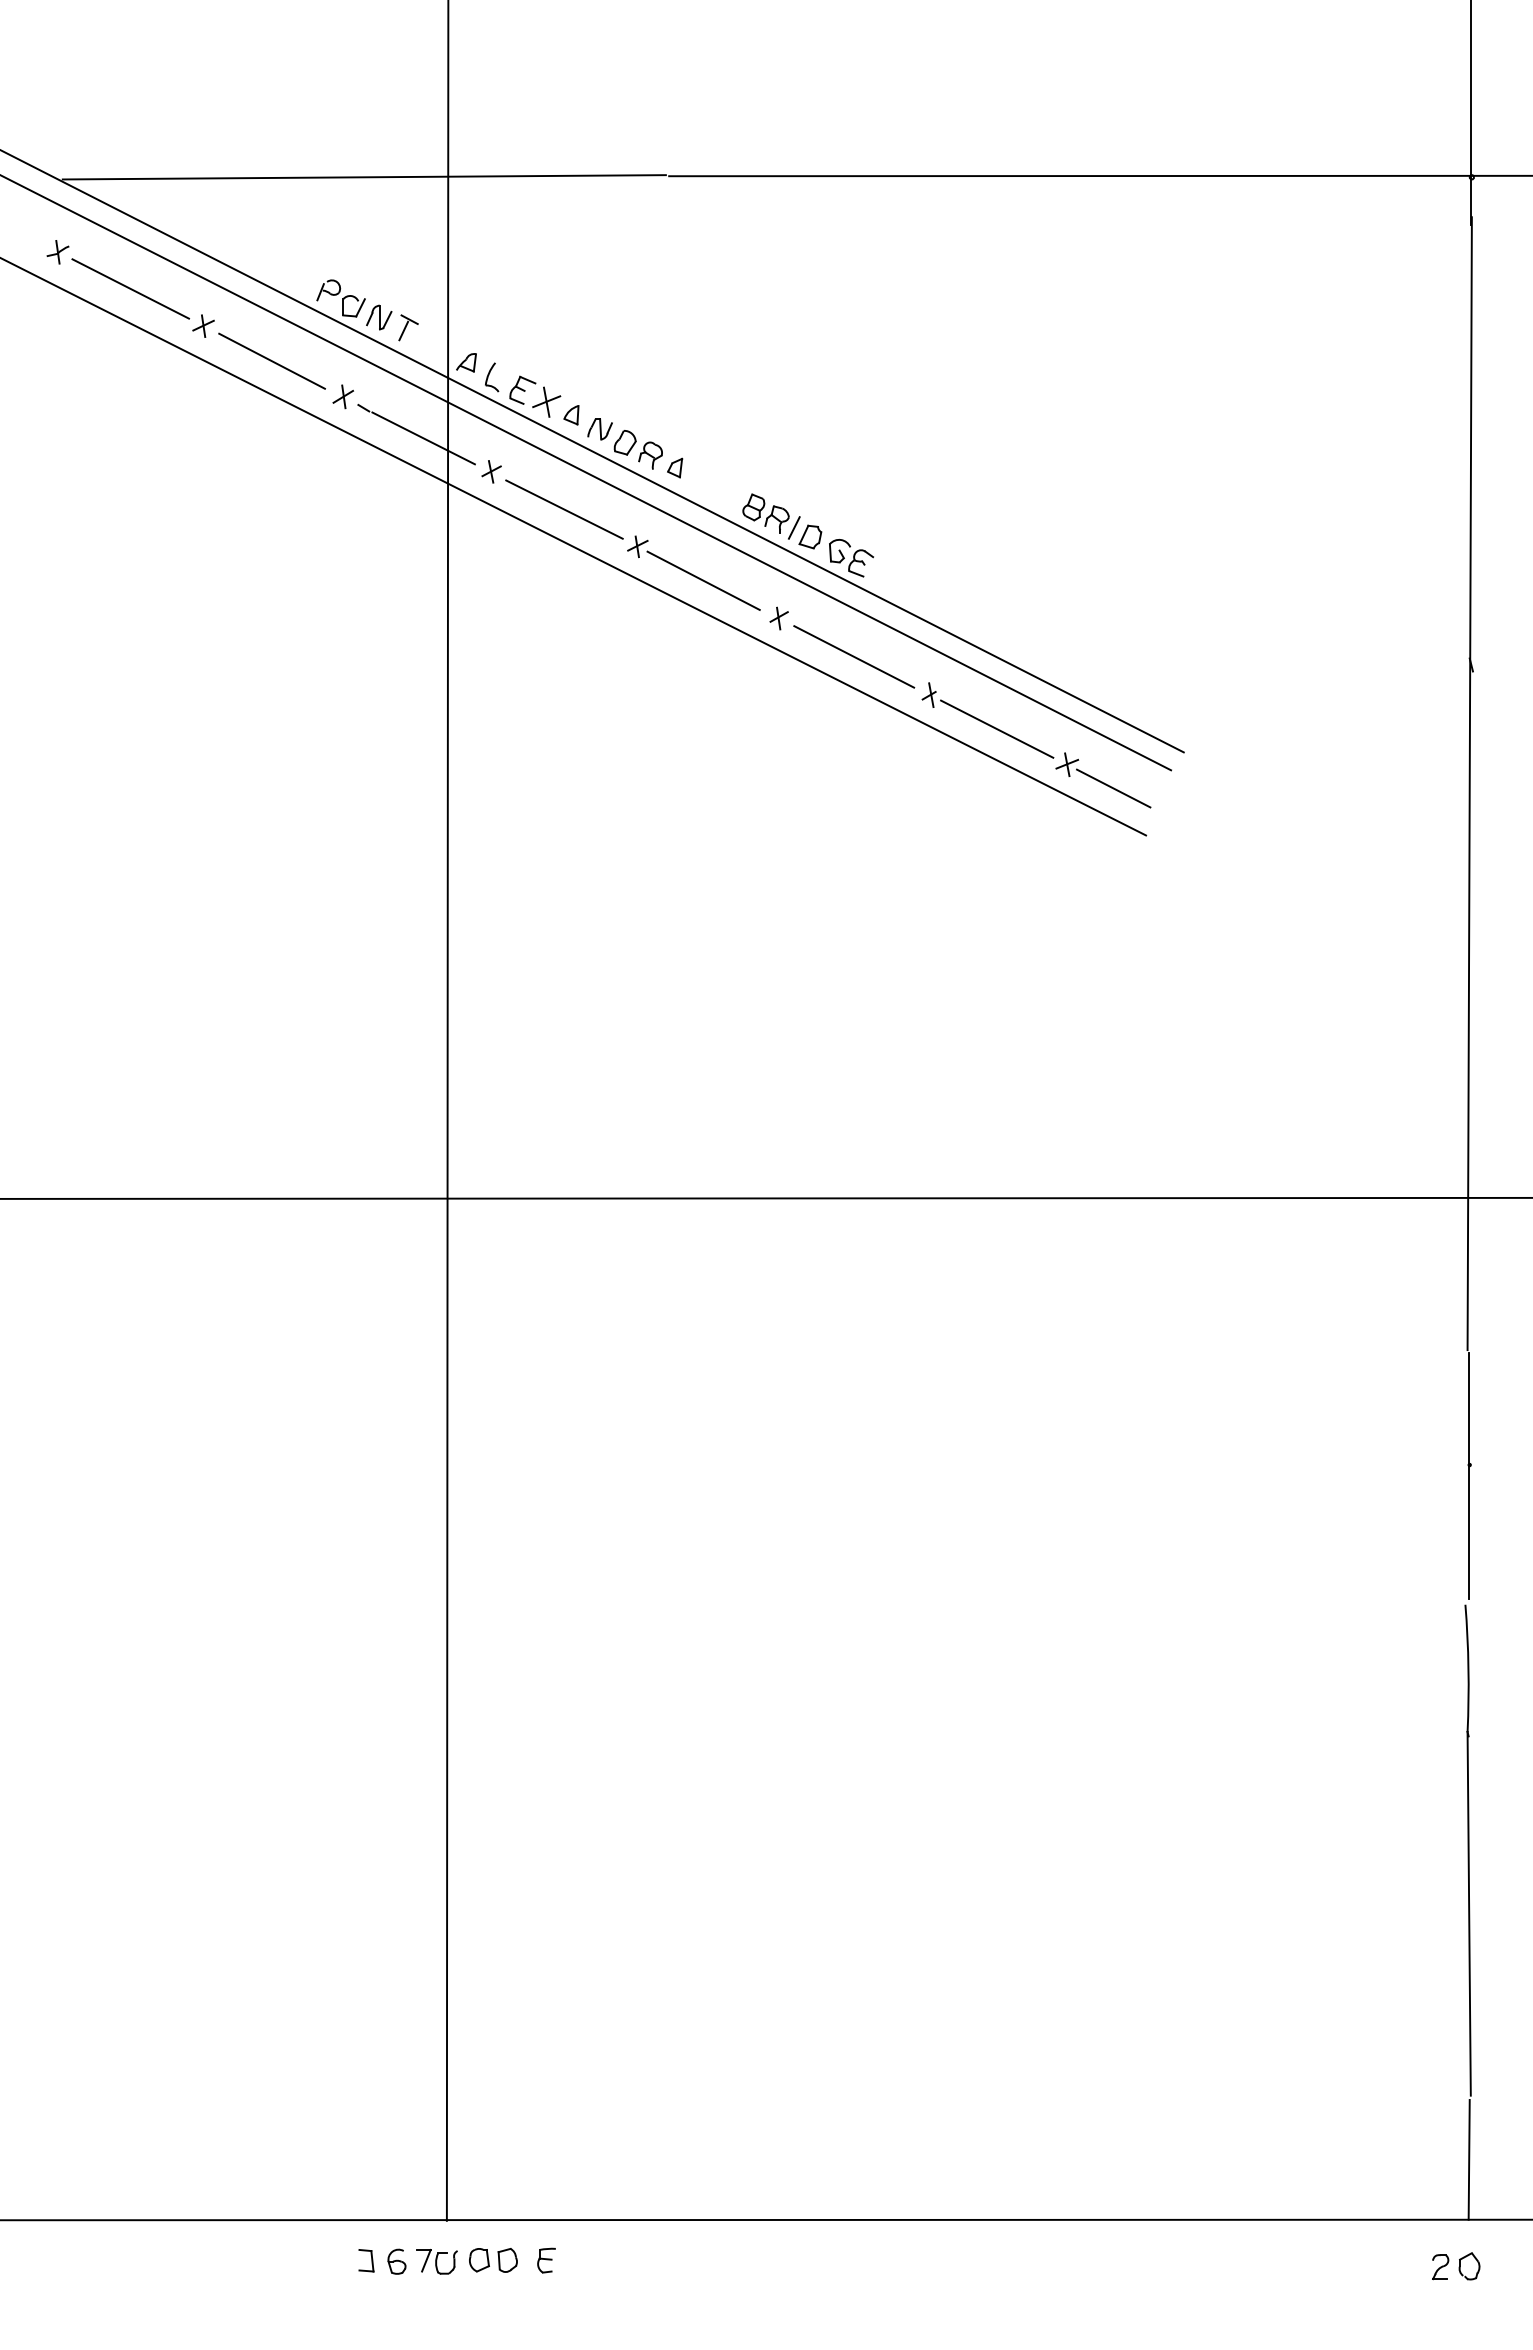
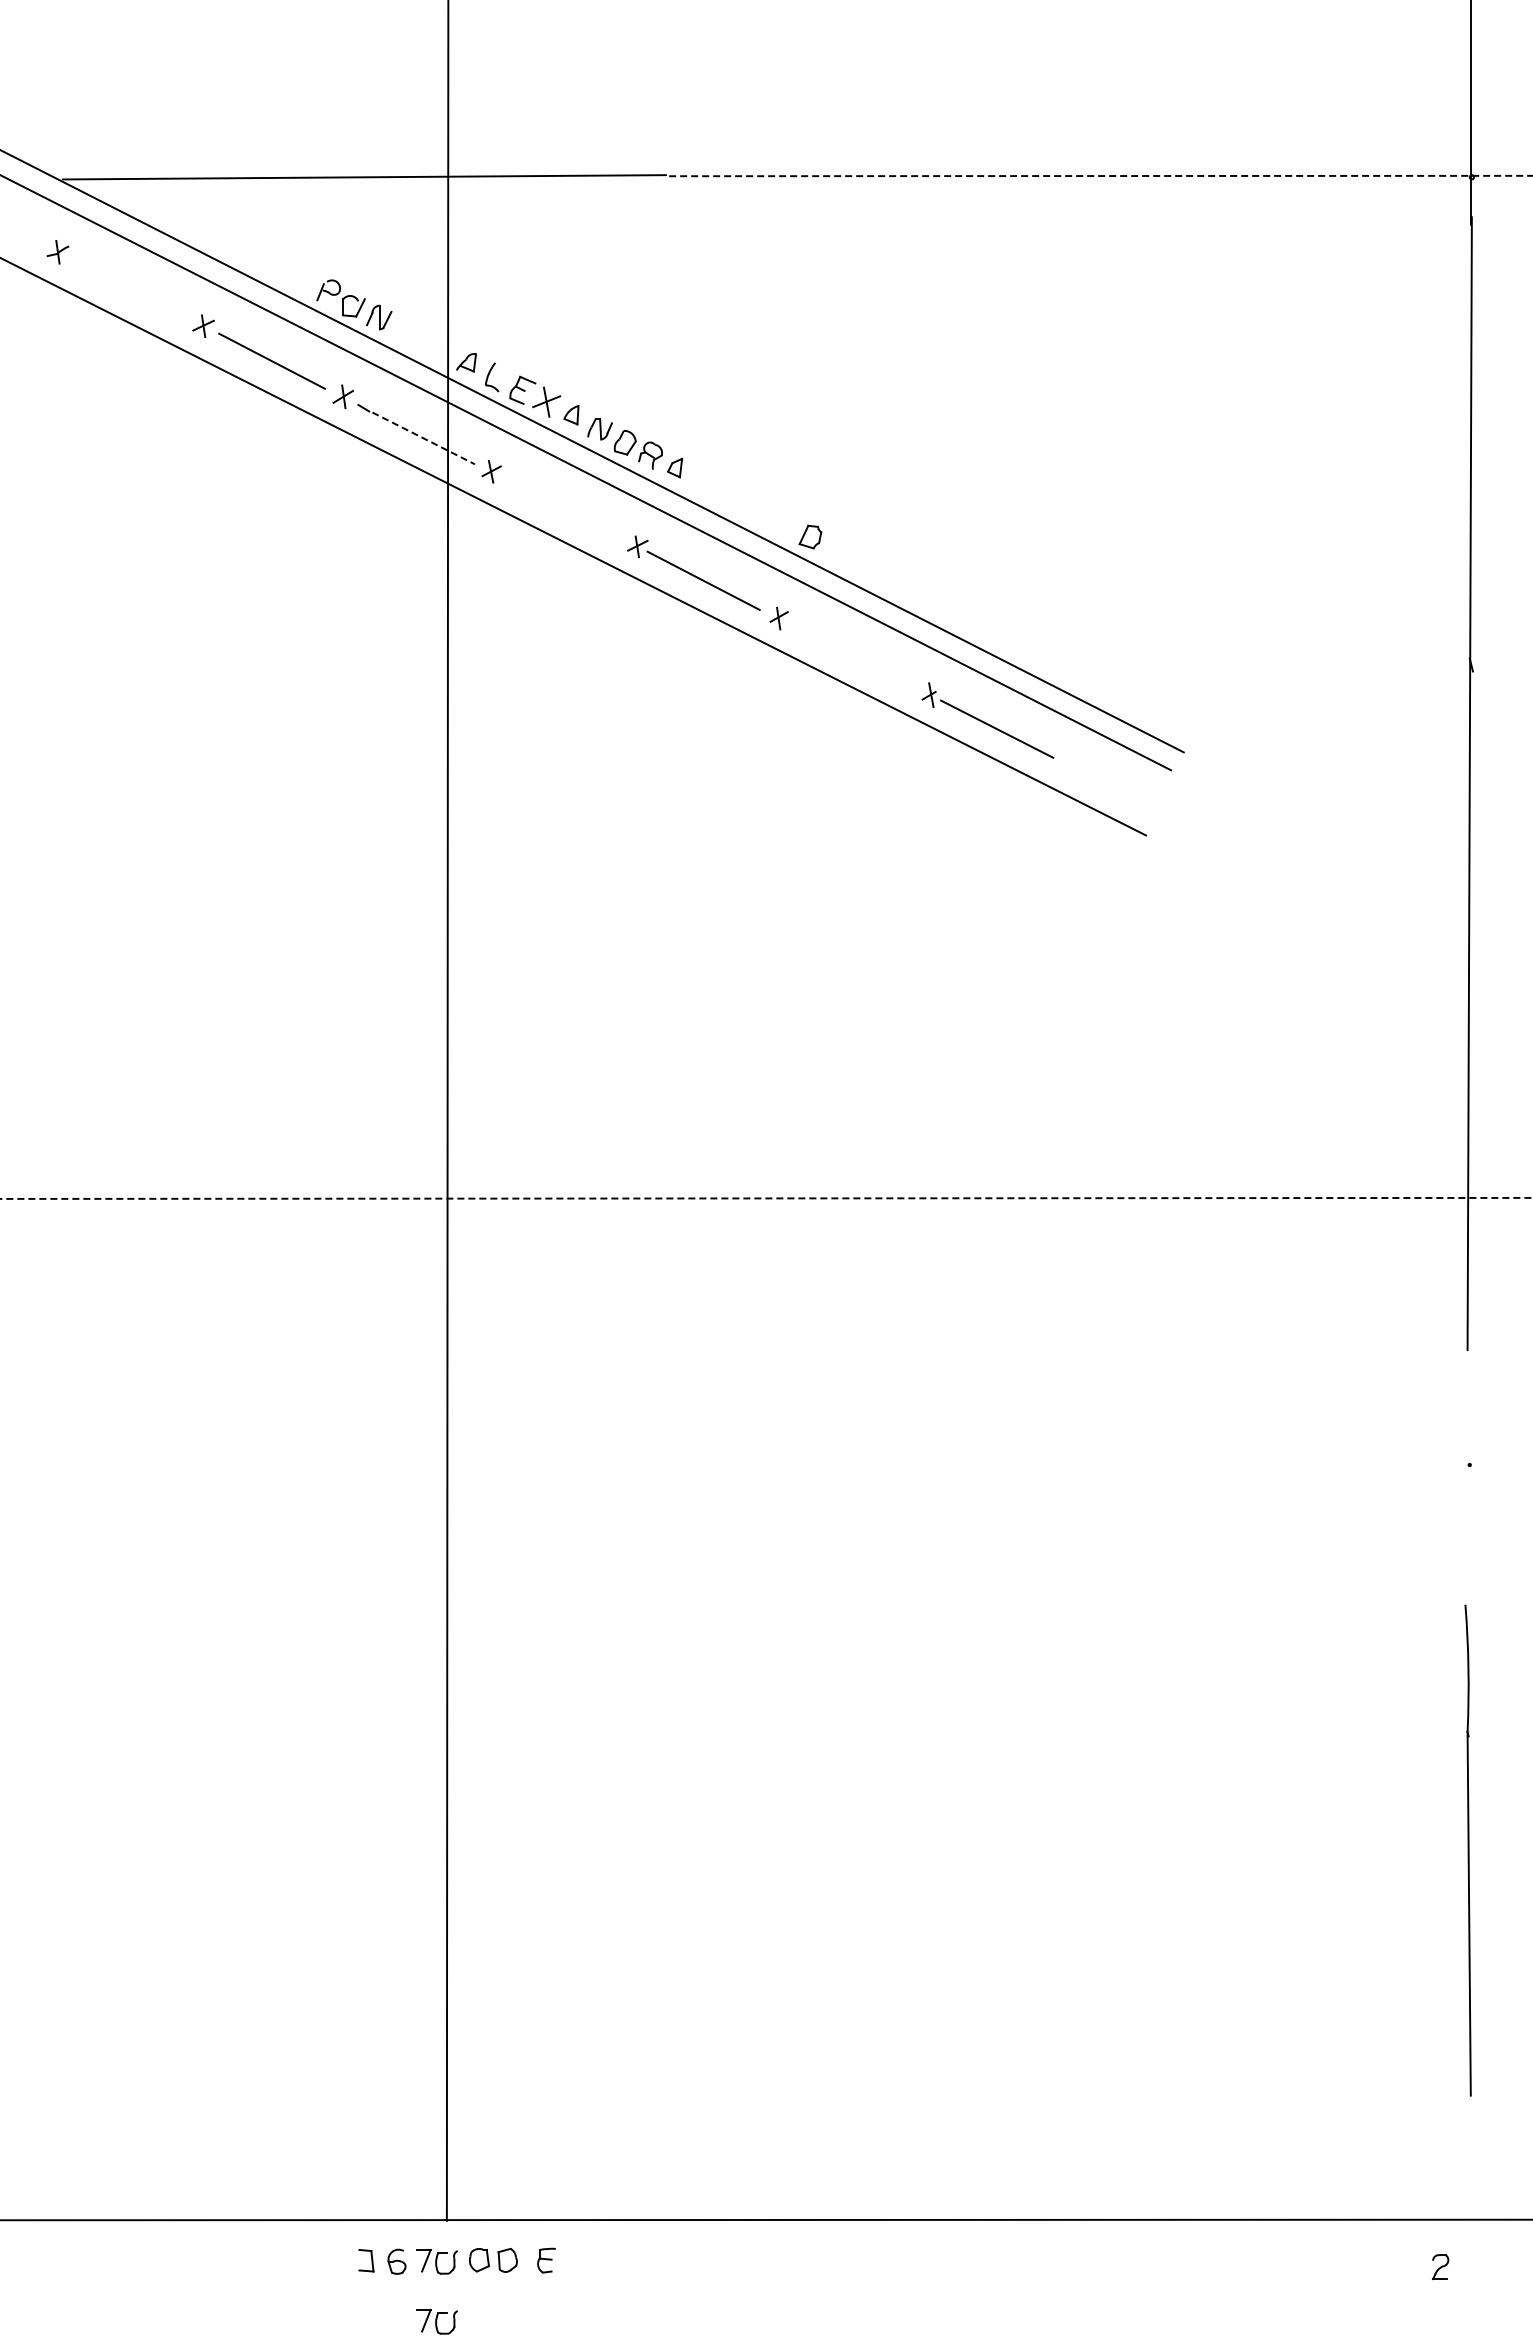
line: solid -> dashed (1101, 176)
line: present -> none (130, 288)
part: present -> none (408, 327)
line: solid -> dashed (424, 438)
line: present -> none (564, 509)
part: present -> none (771, 516)
part: present -> none (851, 558)
line: present -> none (854, 656)
part: present -> none (1103, 780)
line: solid -> dashed (766, 1198)
line: present -> none (1468, 1476)
line: present -> none (1468, 2159)
part: present -> none (1469, 2266)
part: none -> present (436, 2321)
